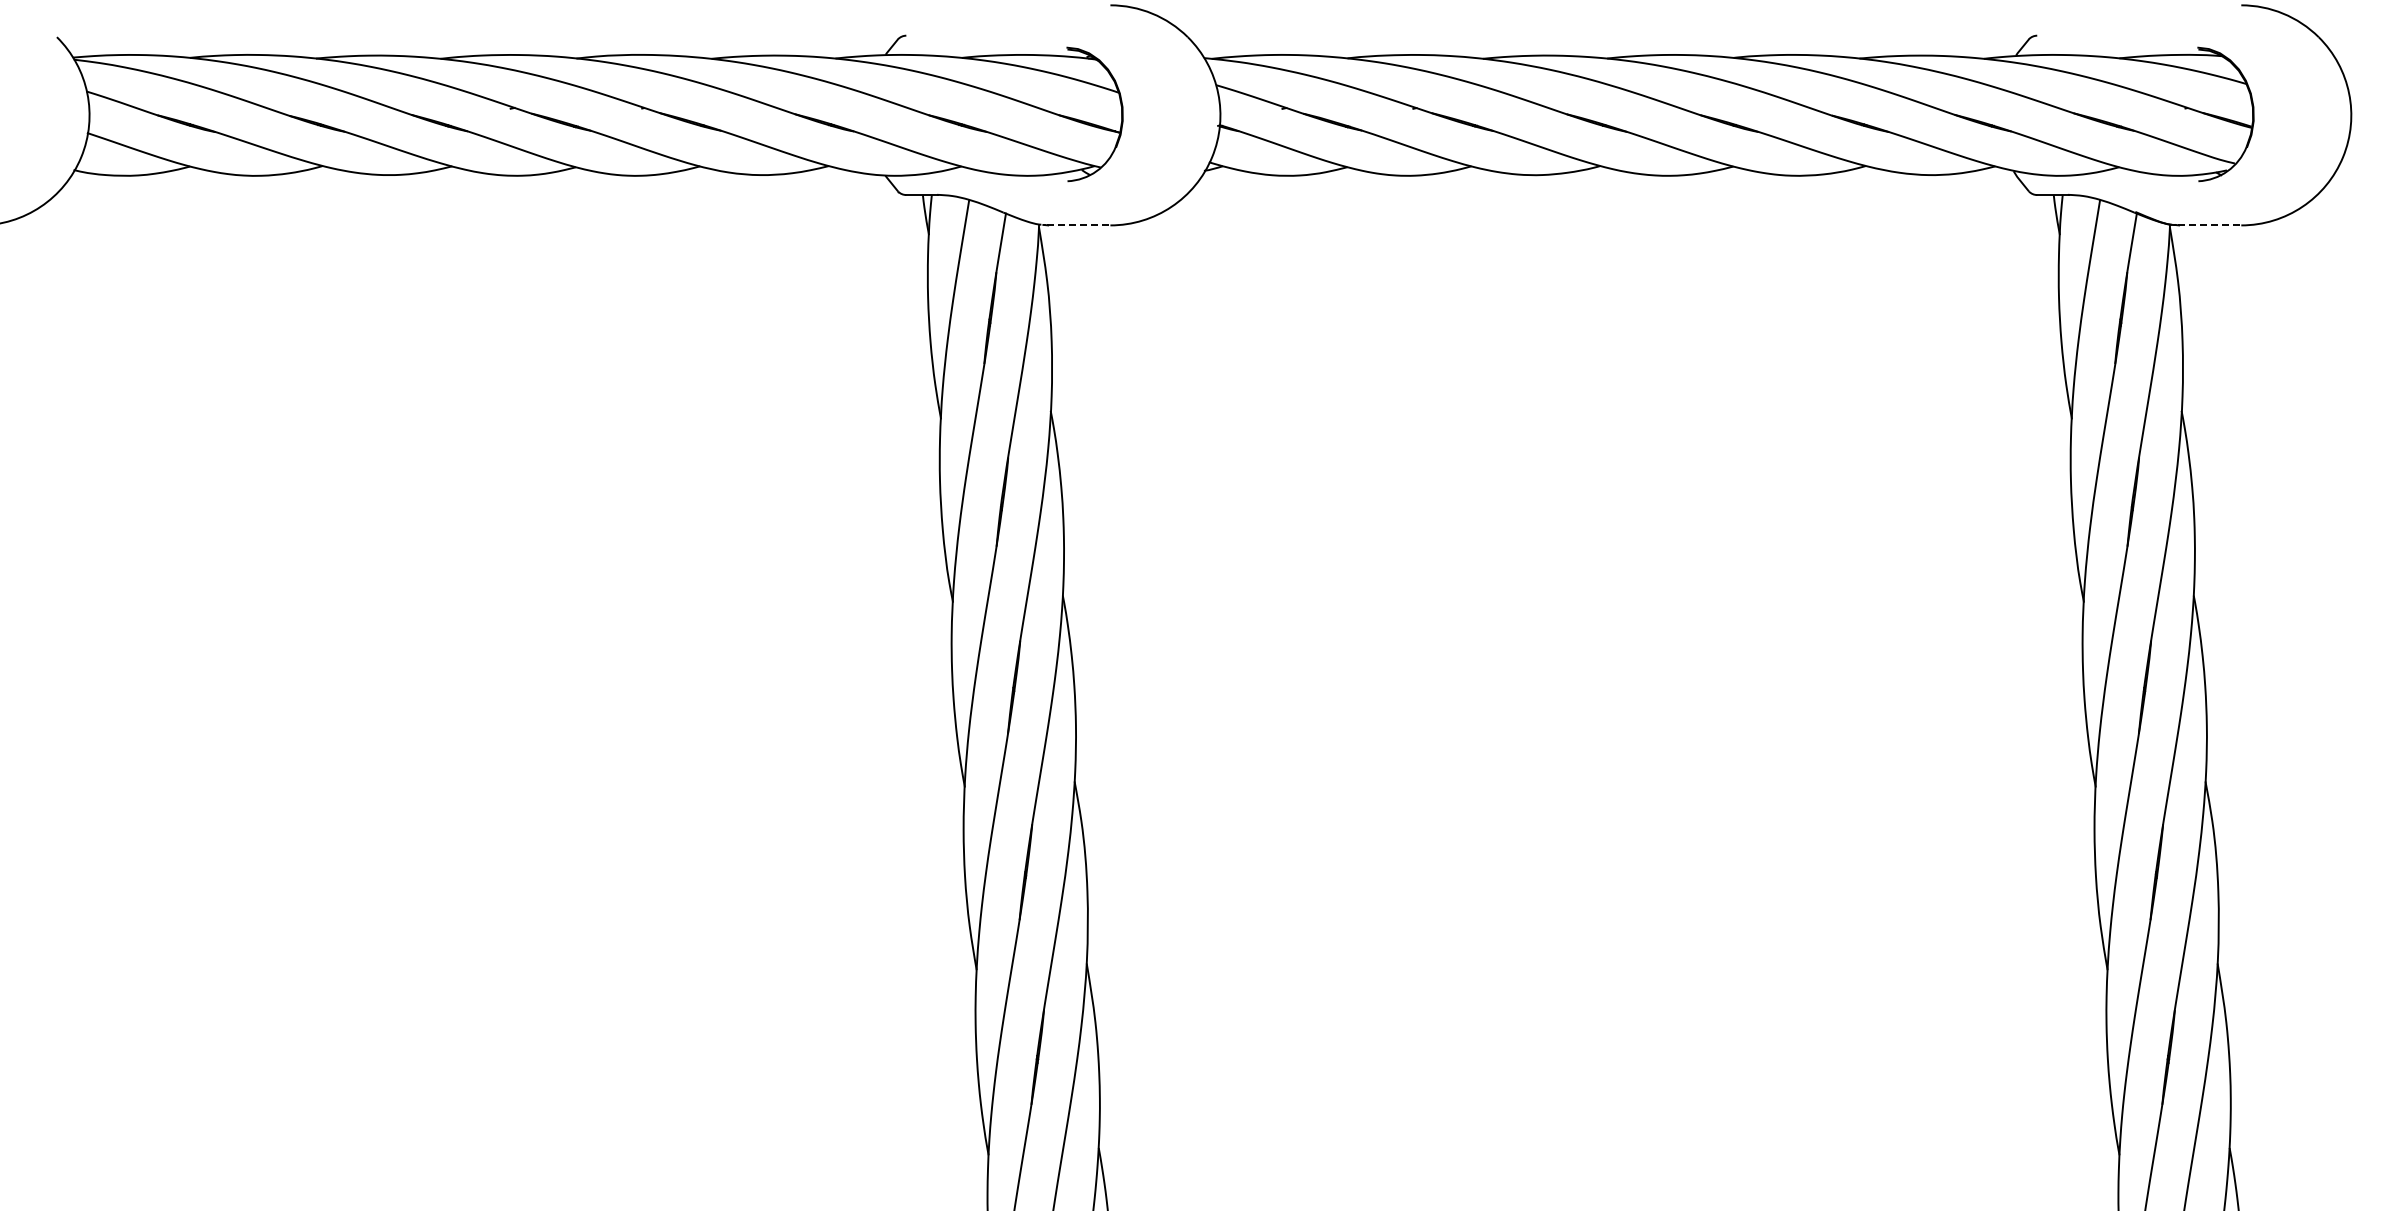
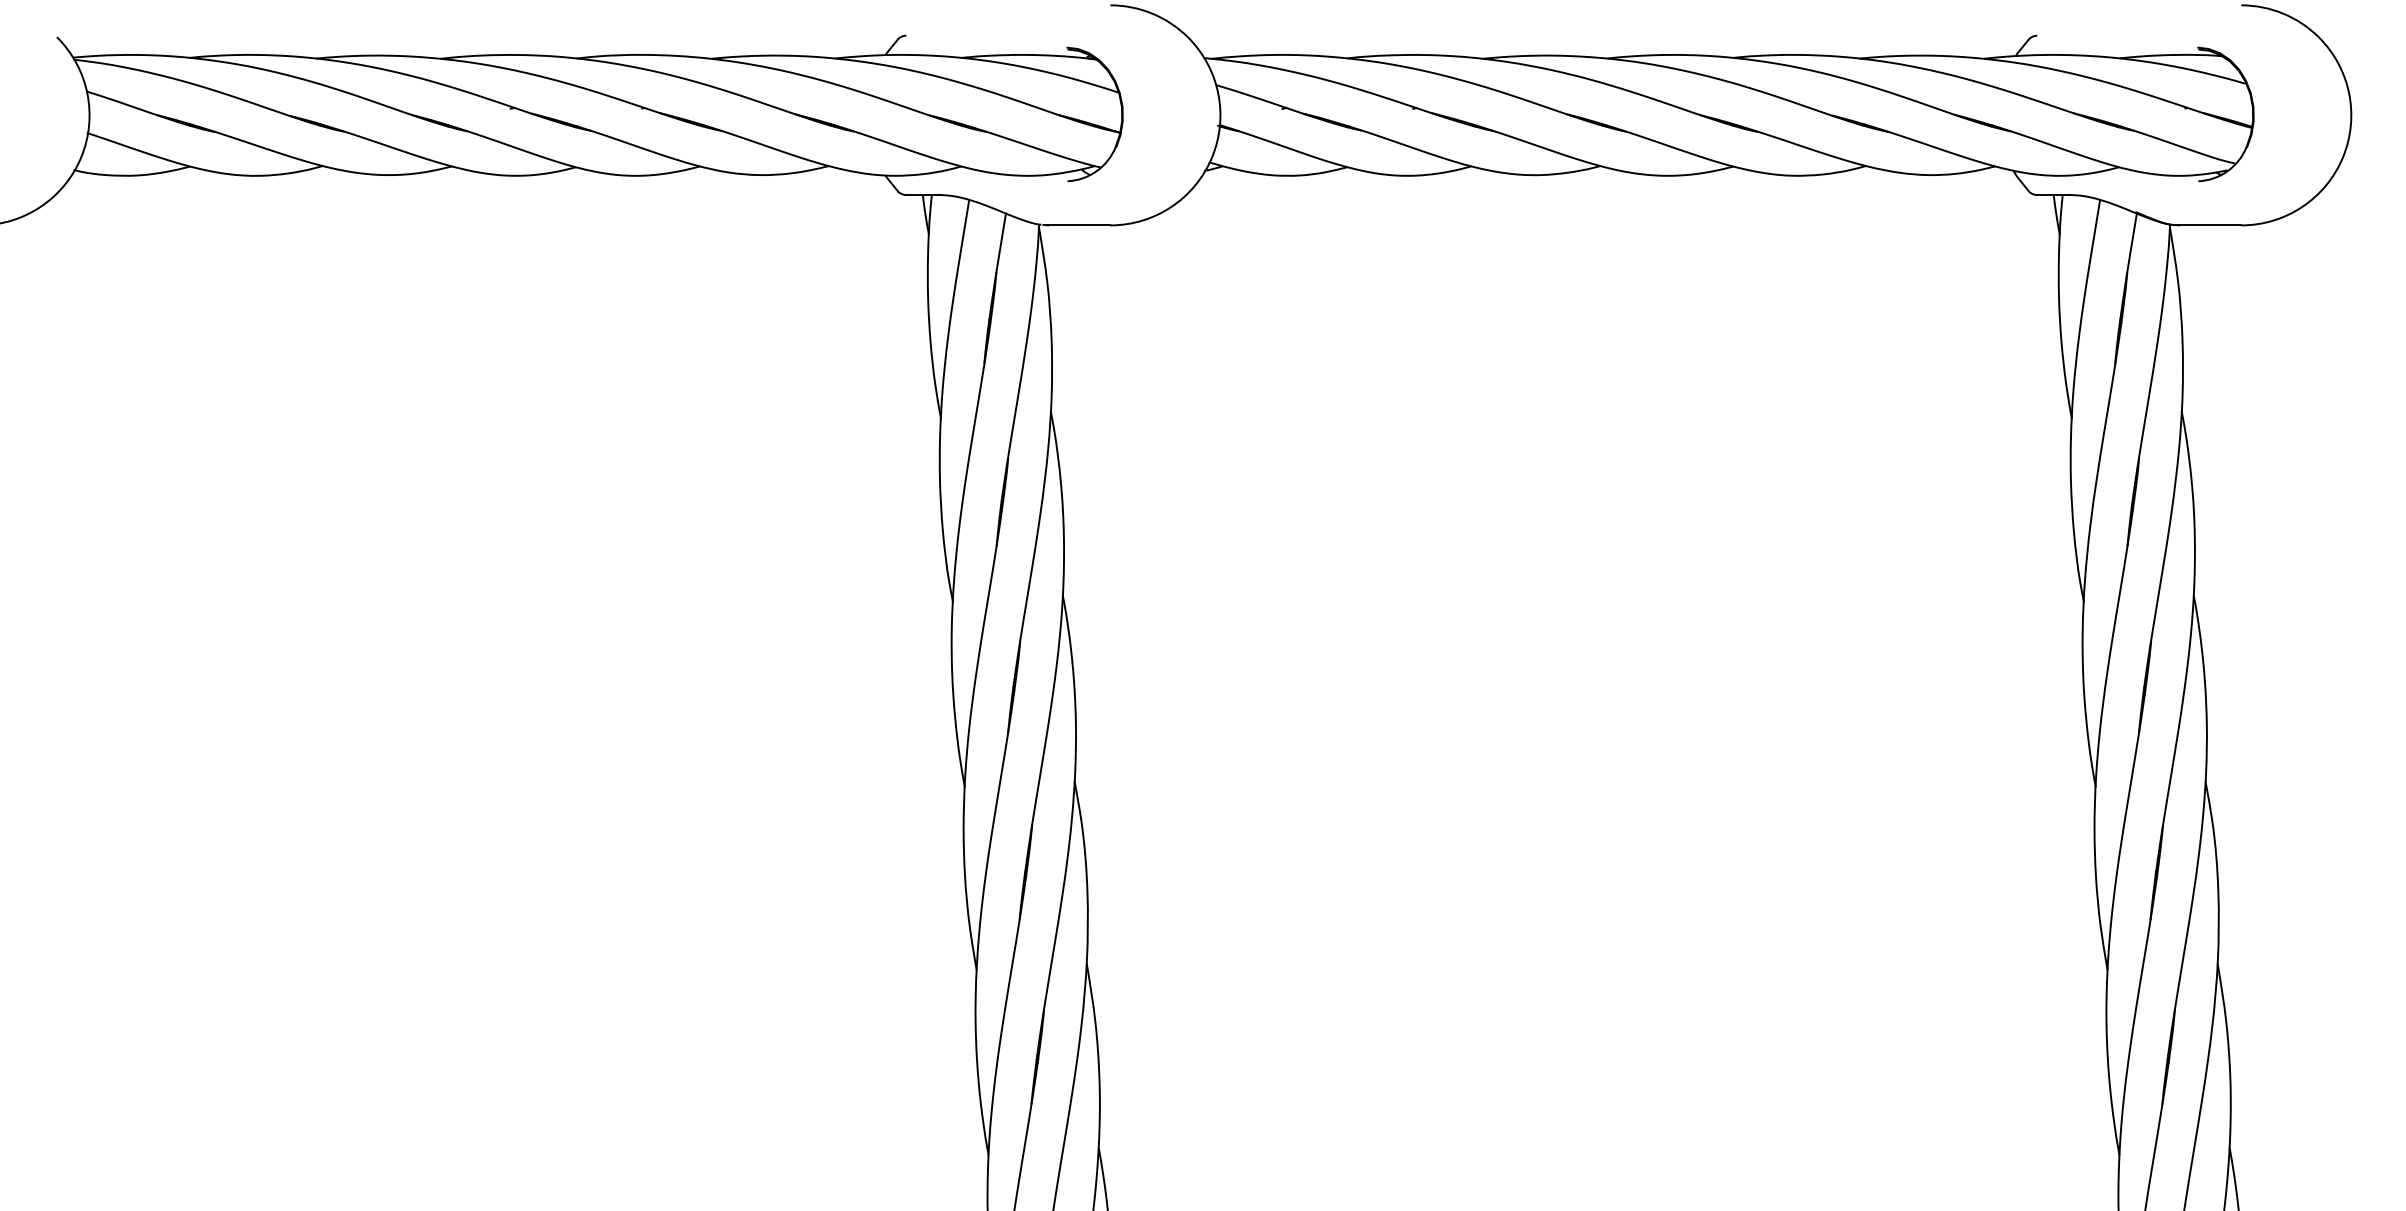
line: dashed -> solid (1079, 225)
line: dashed -> solid (2210, 225)
